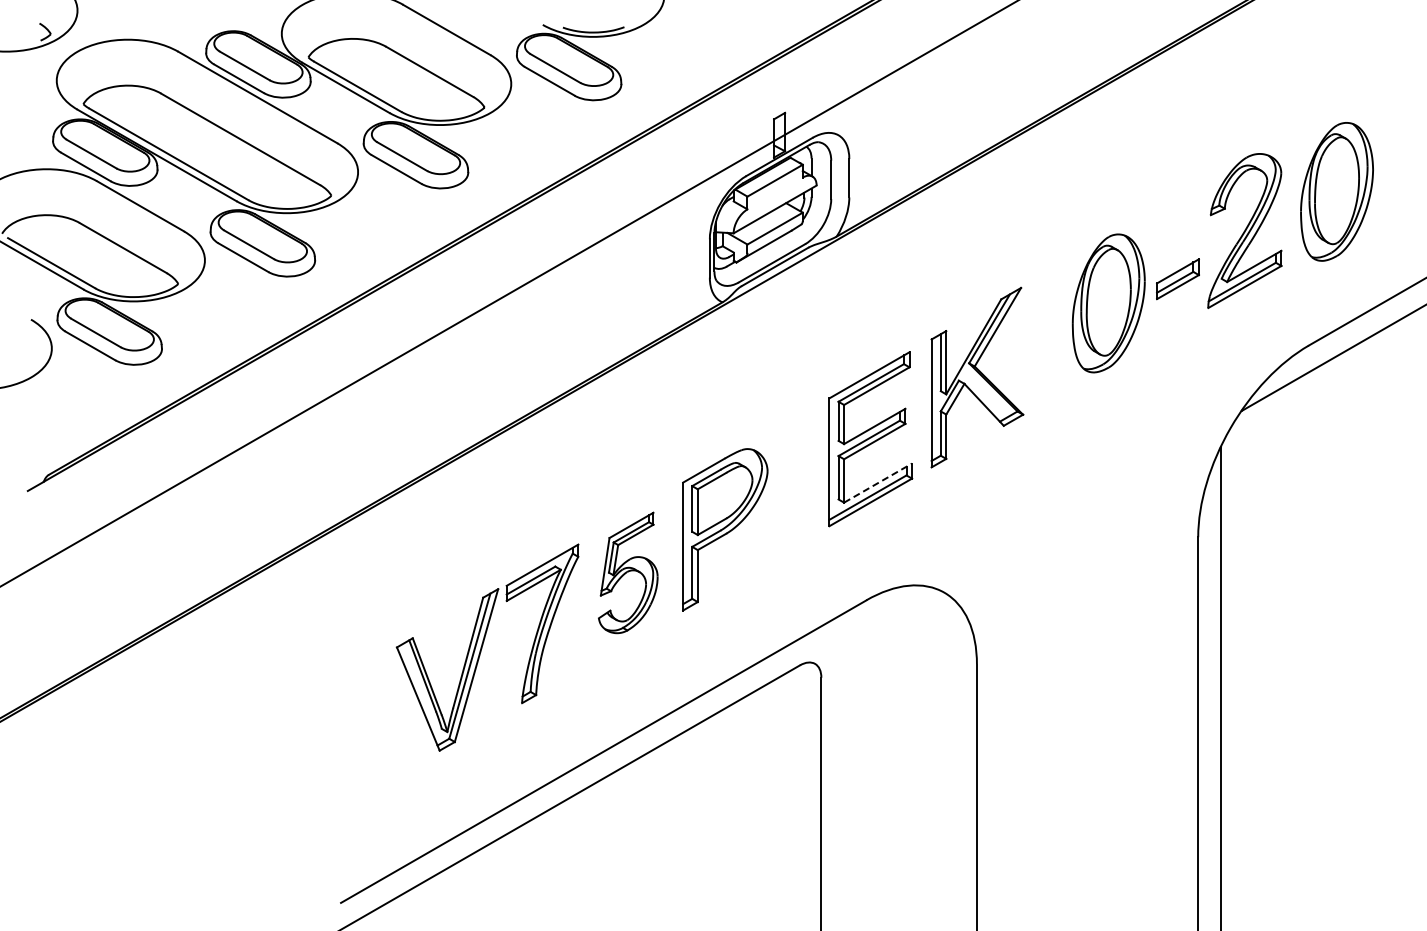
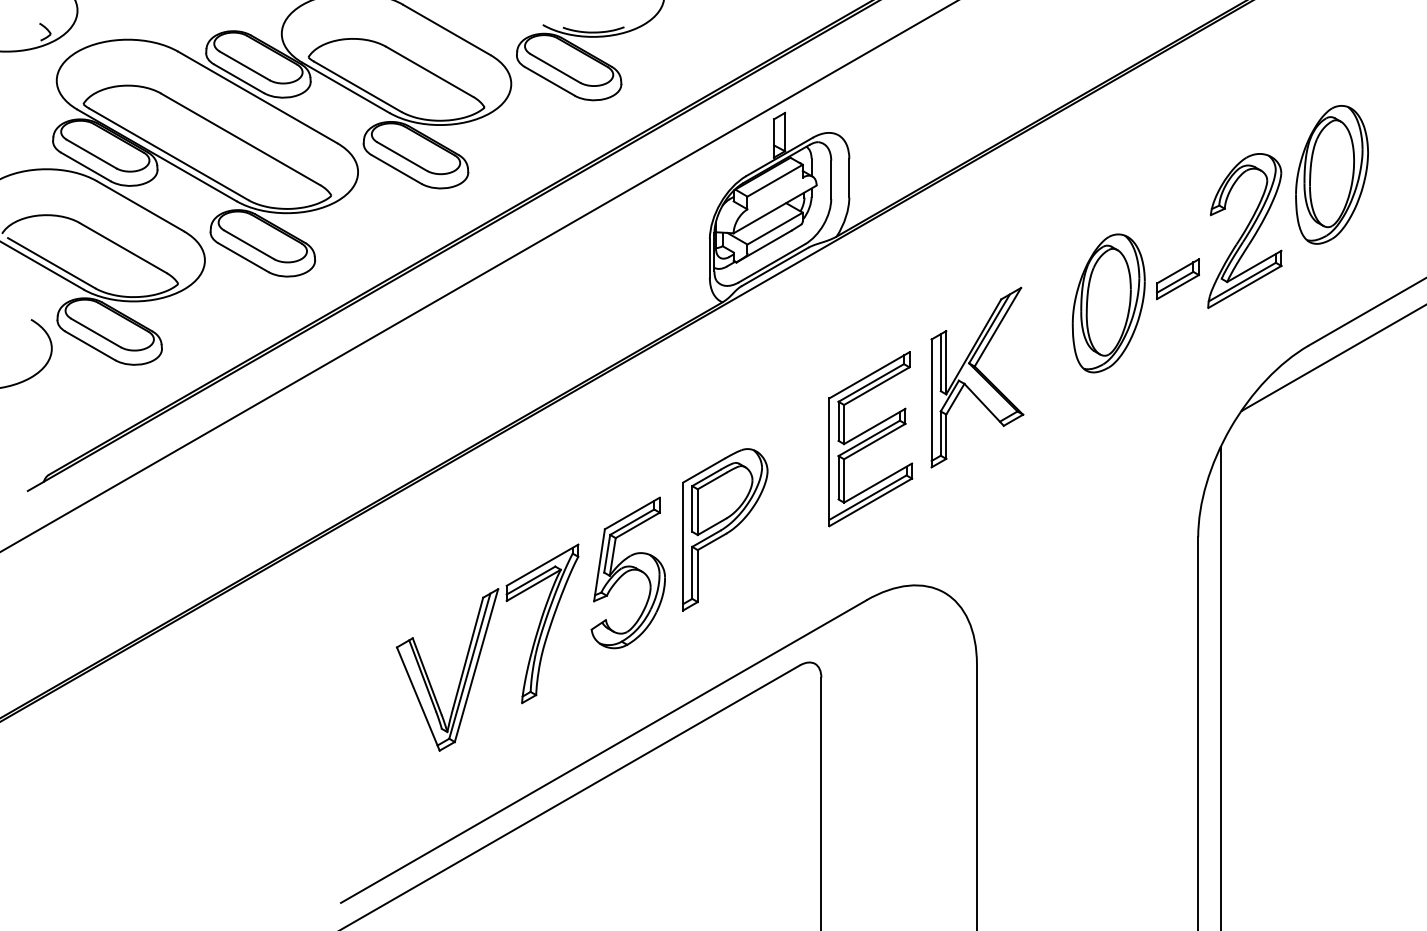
part position: (1336, 191) -> (1331, 174) (1331, 174)
line position: (508, 293) -> (478, 276) (478, 276)
line: dashed -> solid (878, 482)
part size: 61x124 px -> 76x154 px (627, 572)
